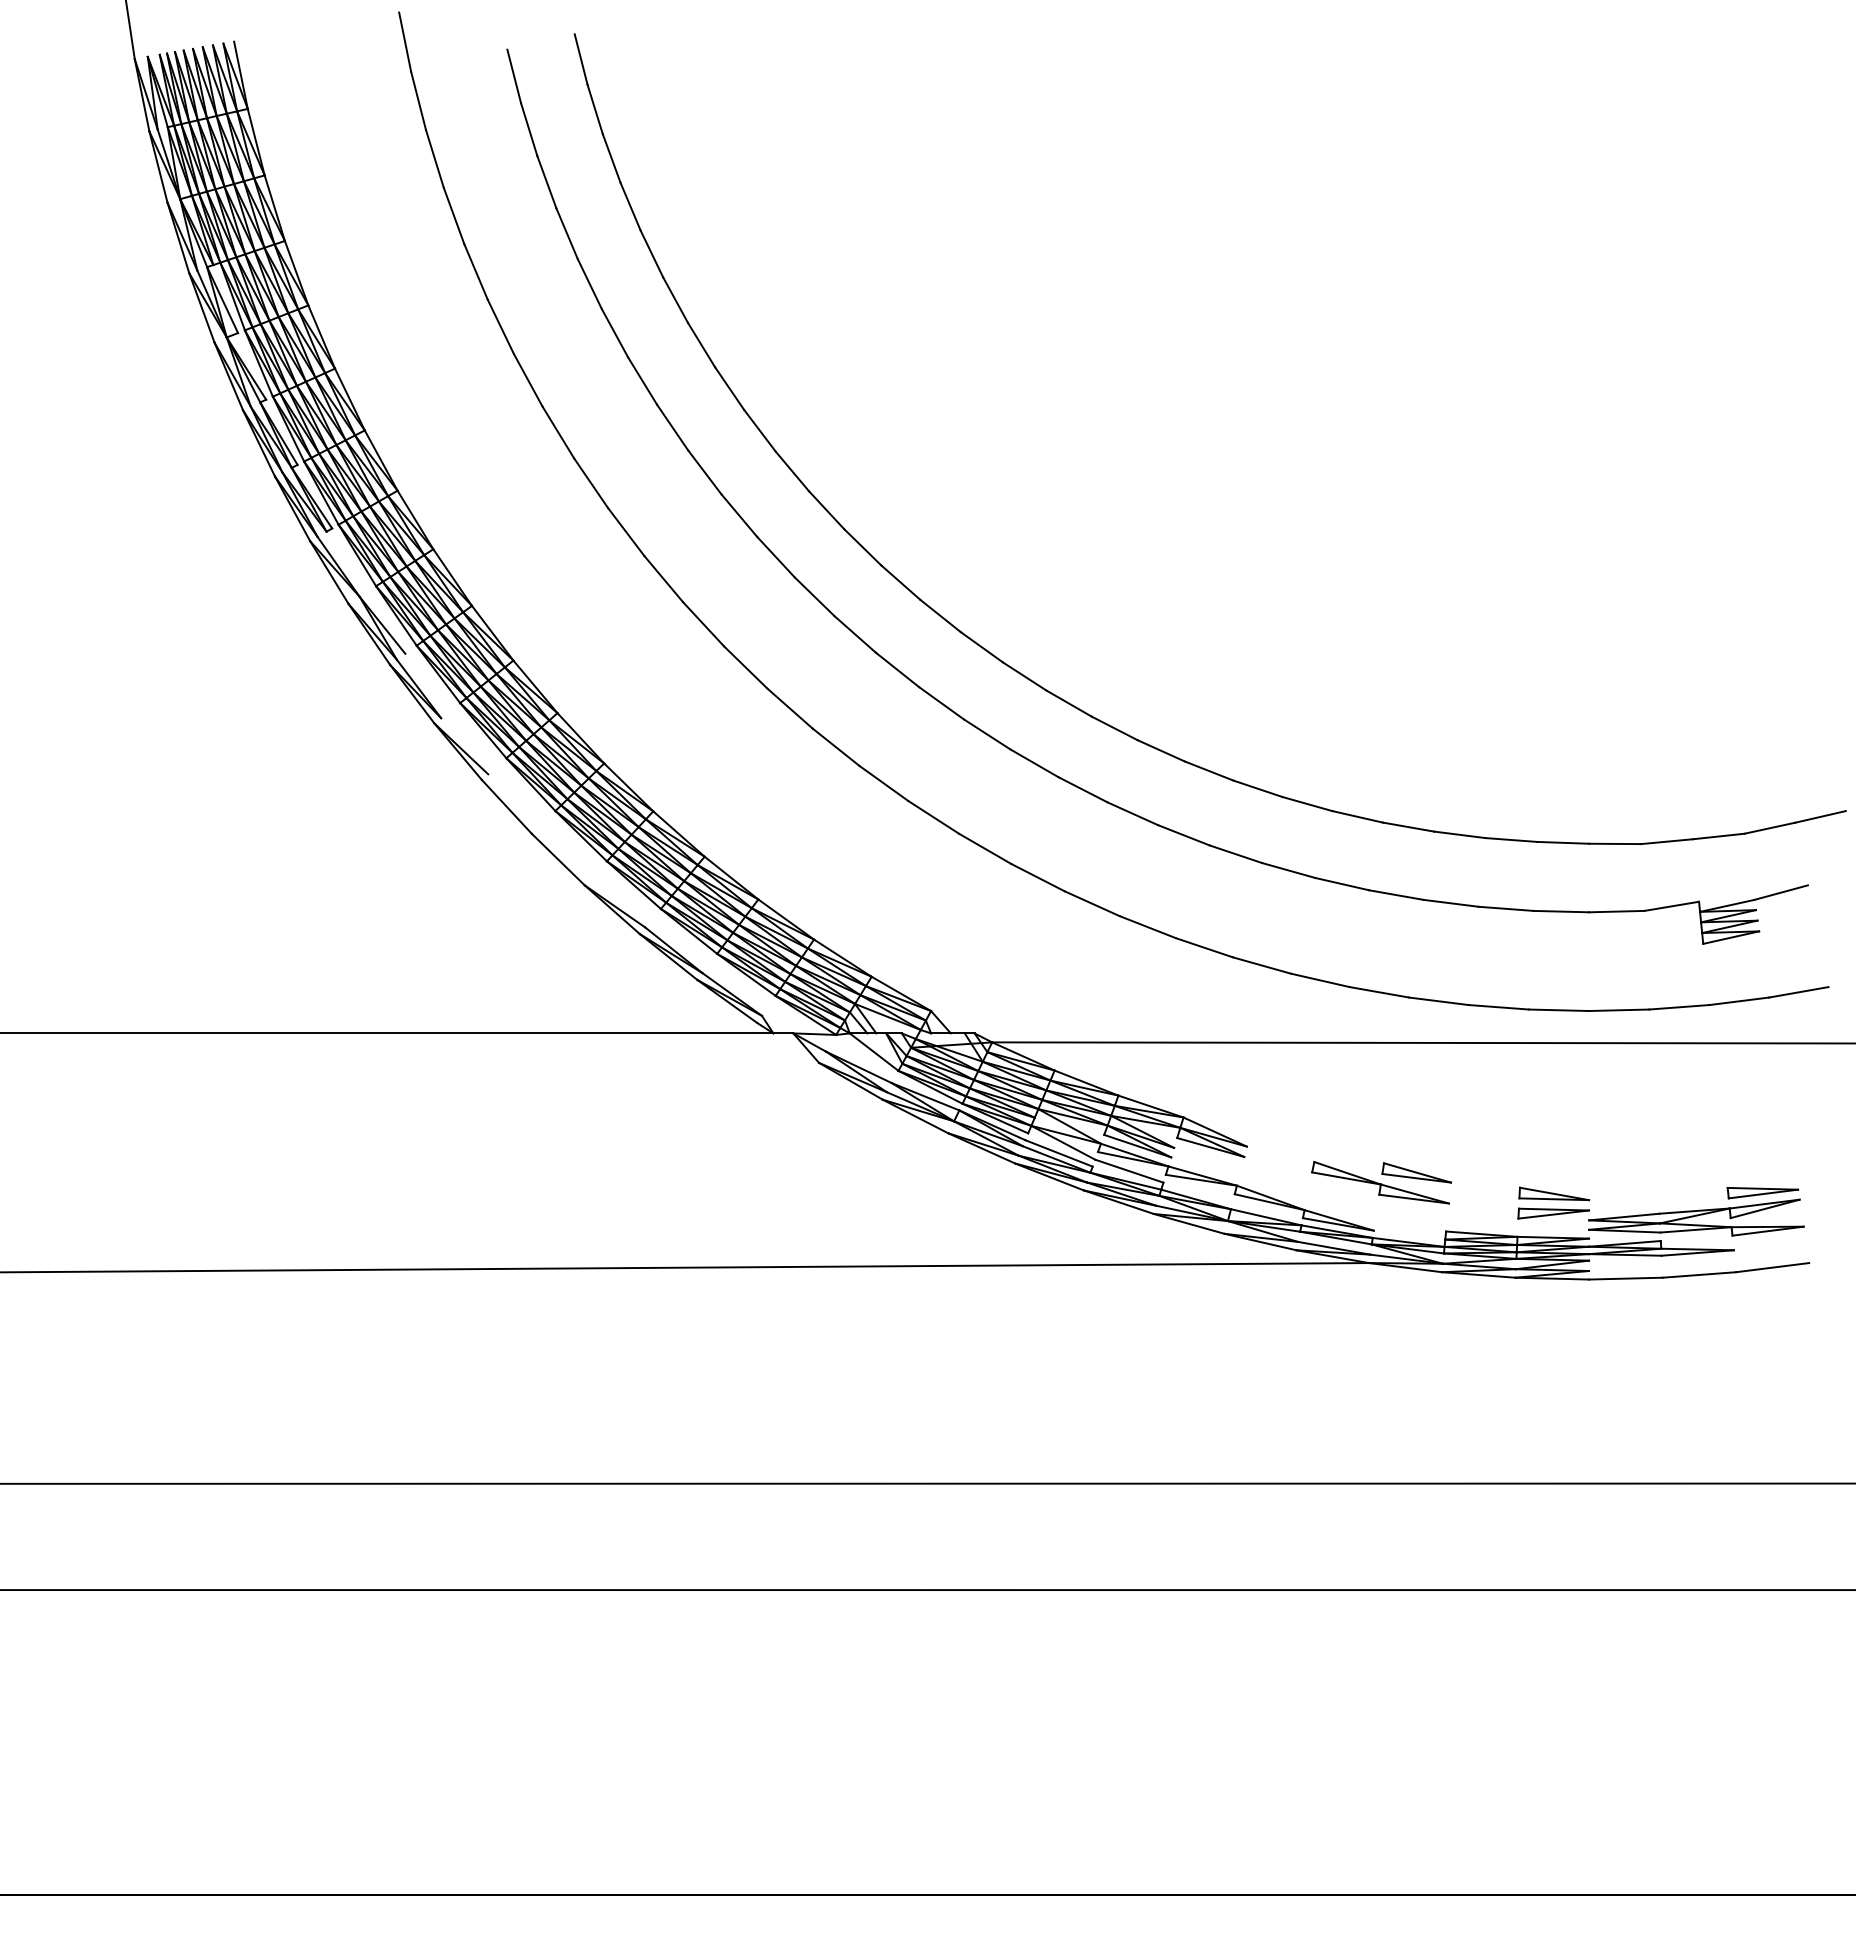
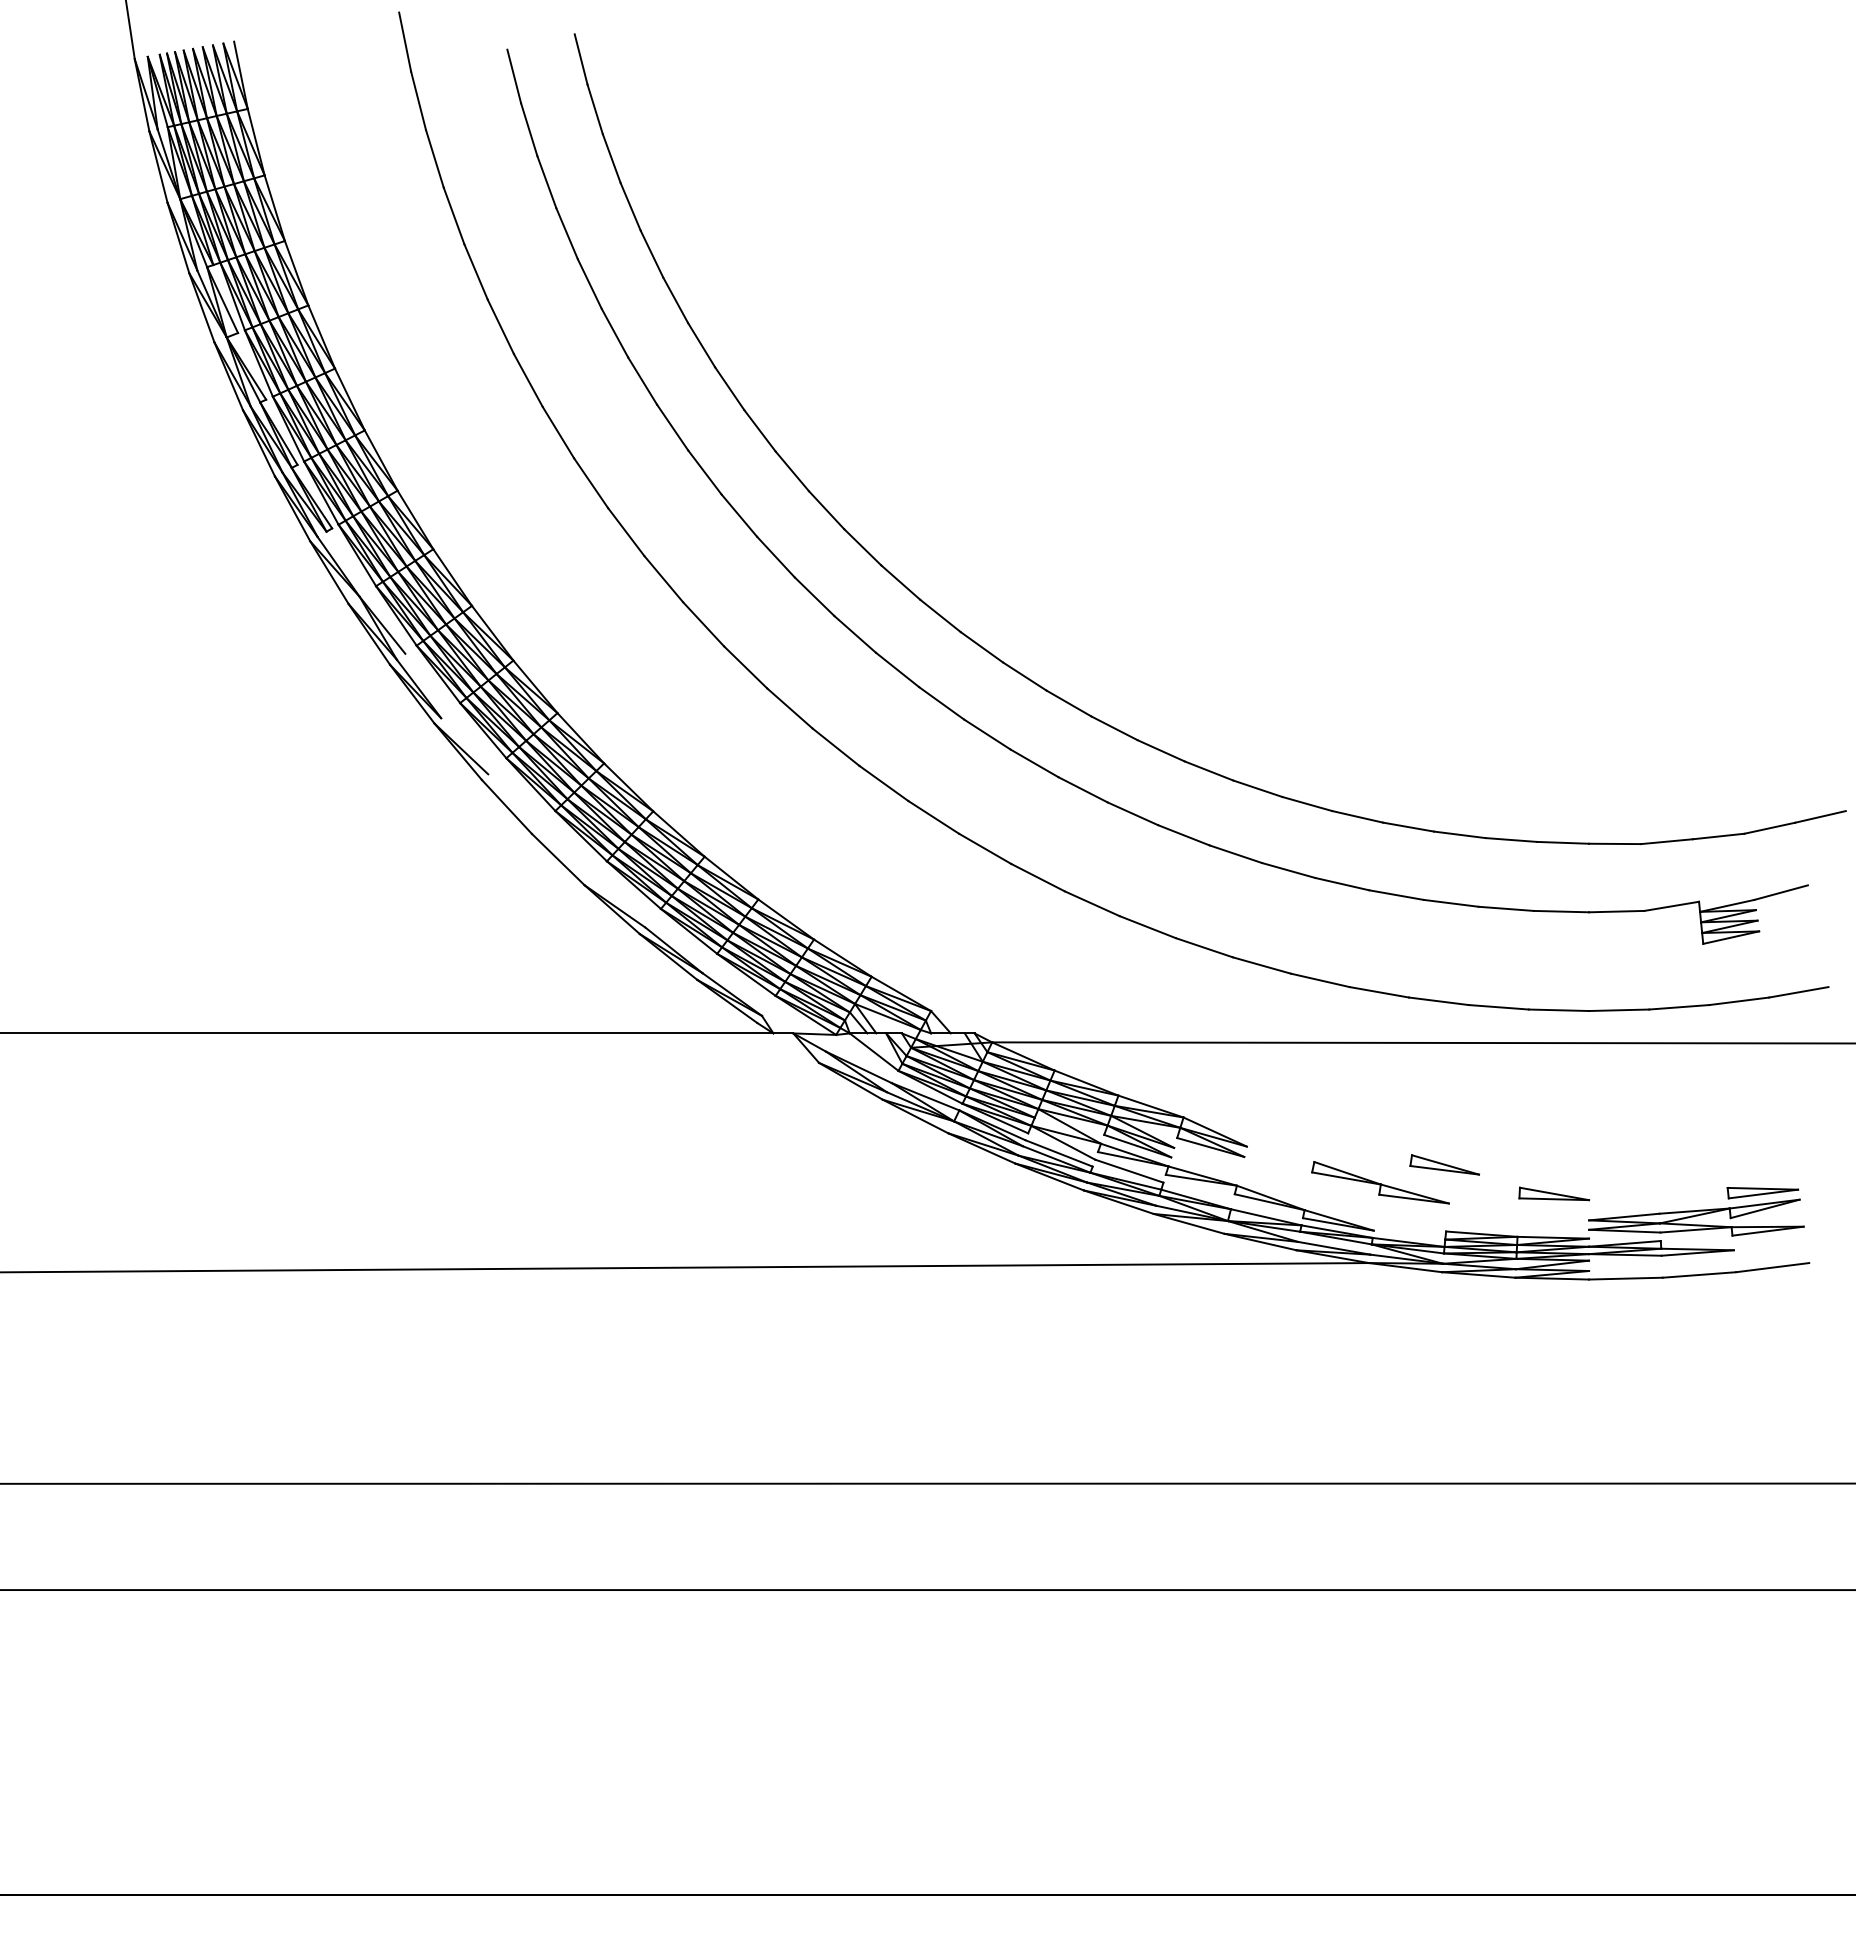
part position: (1416, 1172) -> (1444, 1164) (1444, 1164)
part: present -> none (1553, 1213)
